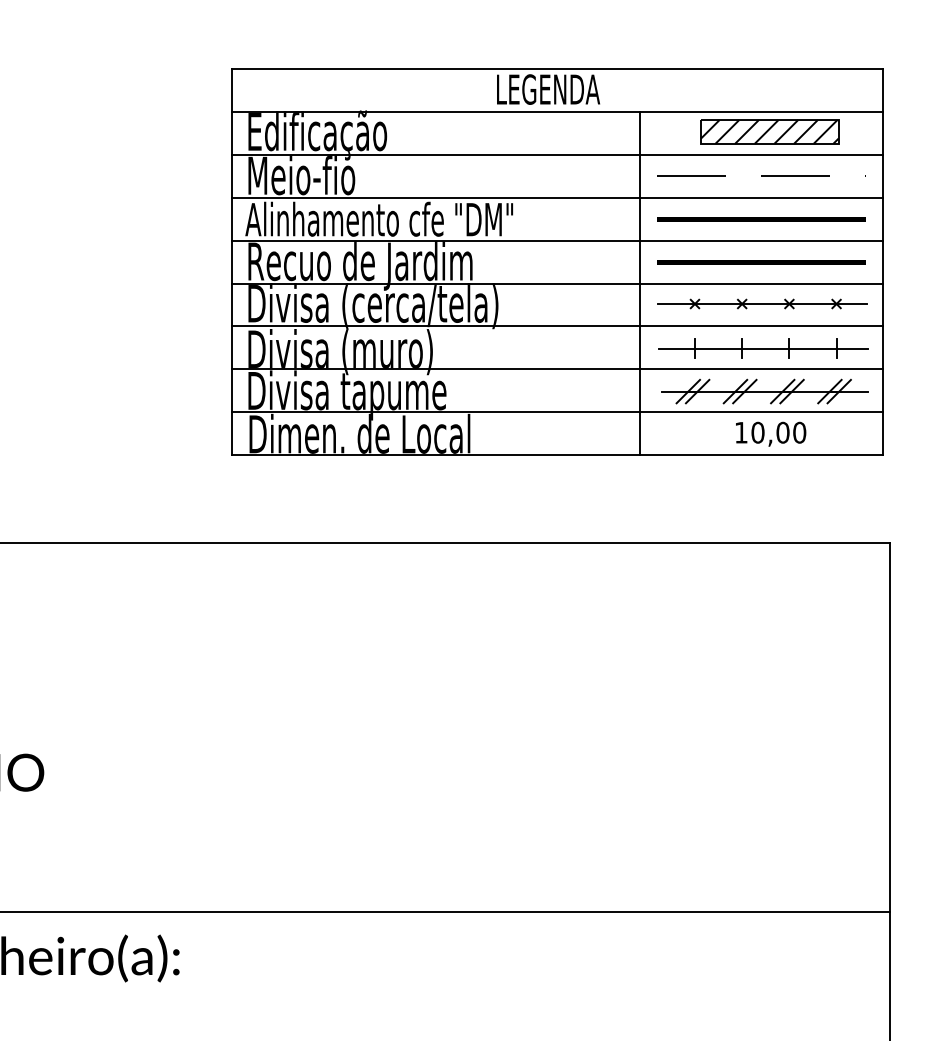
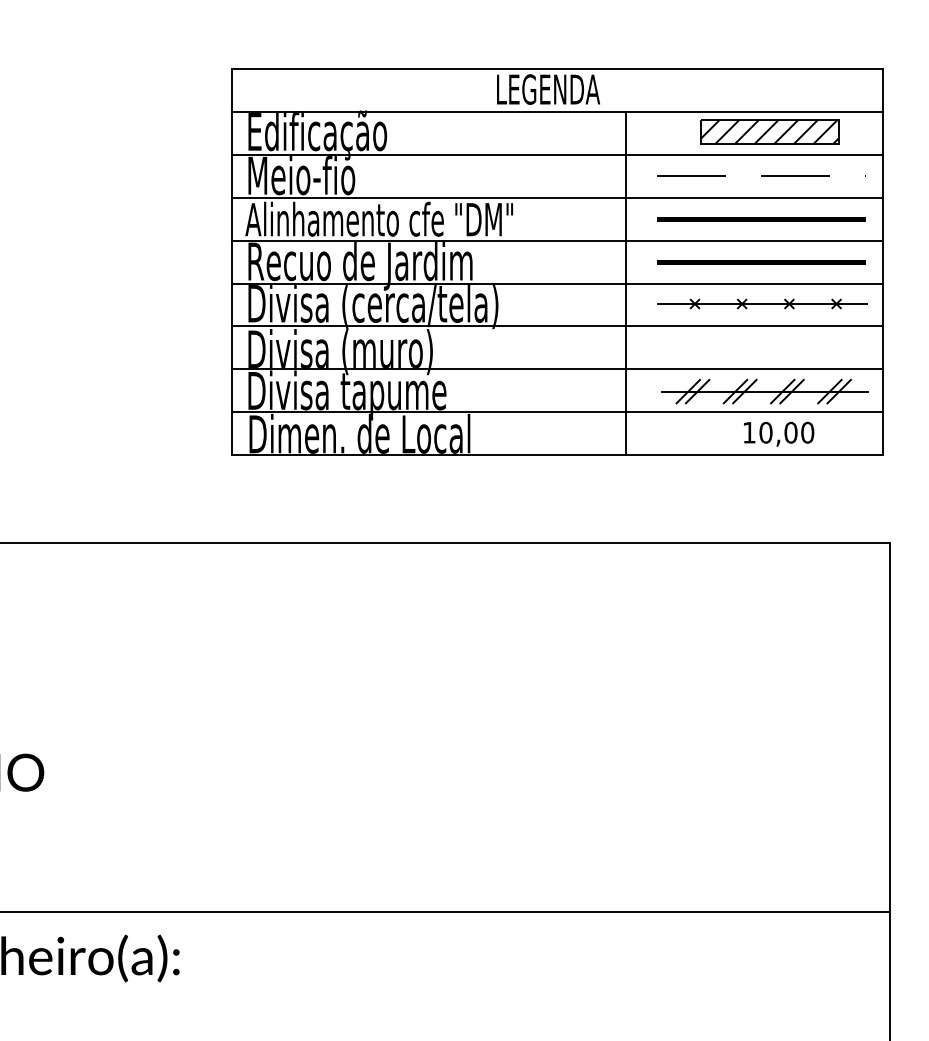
line position: (640, 283) -> (626, 283) (626, 283)
part: present -> none (763, 348)
text position: (771, 433) -> (779, 433) (779, 433)
